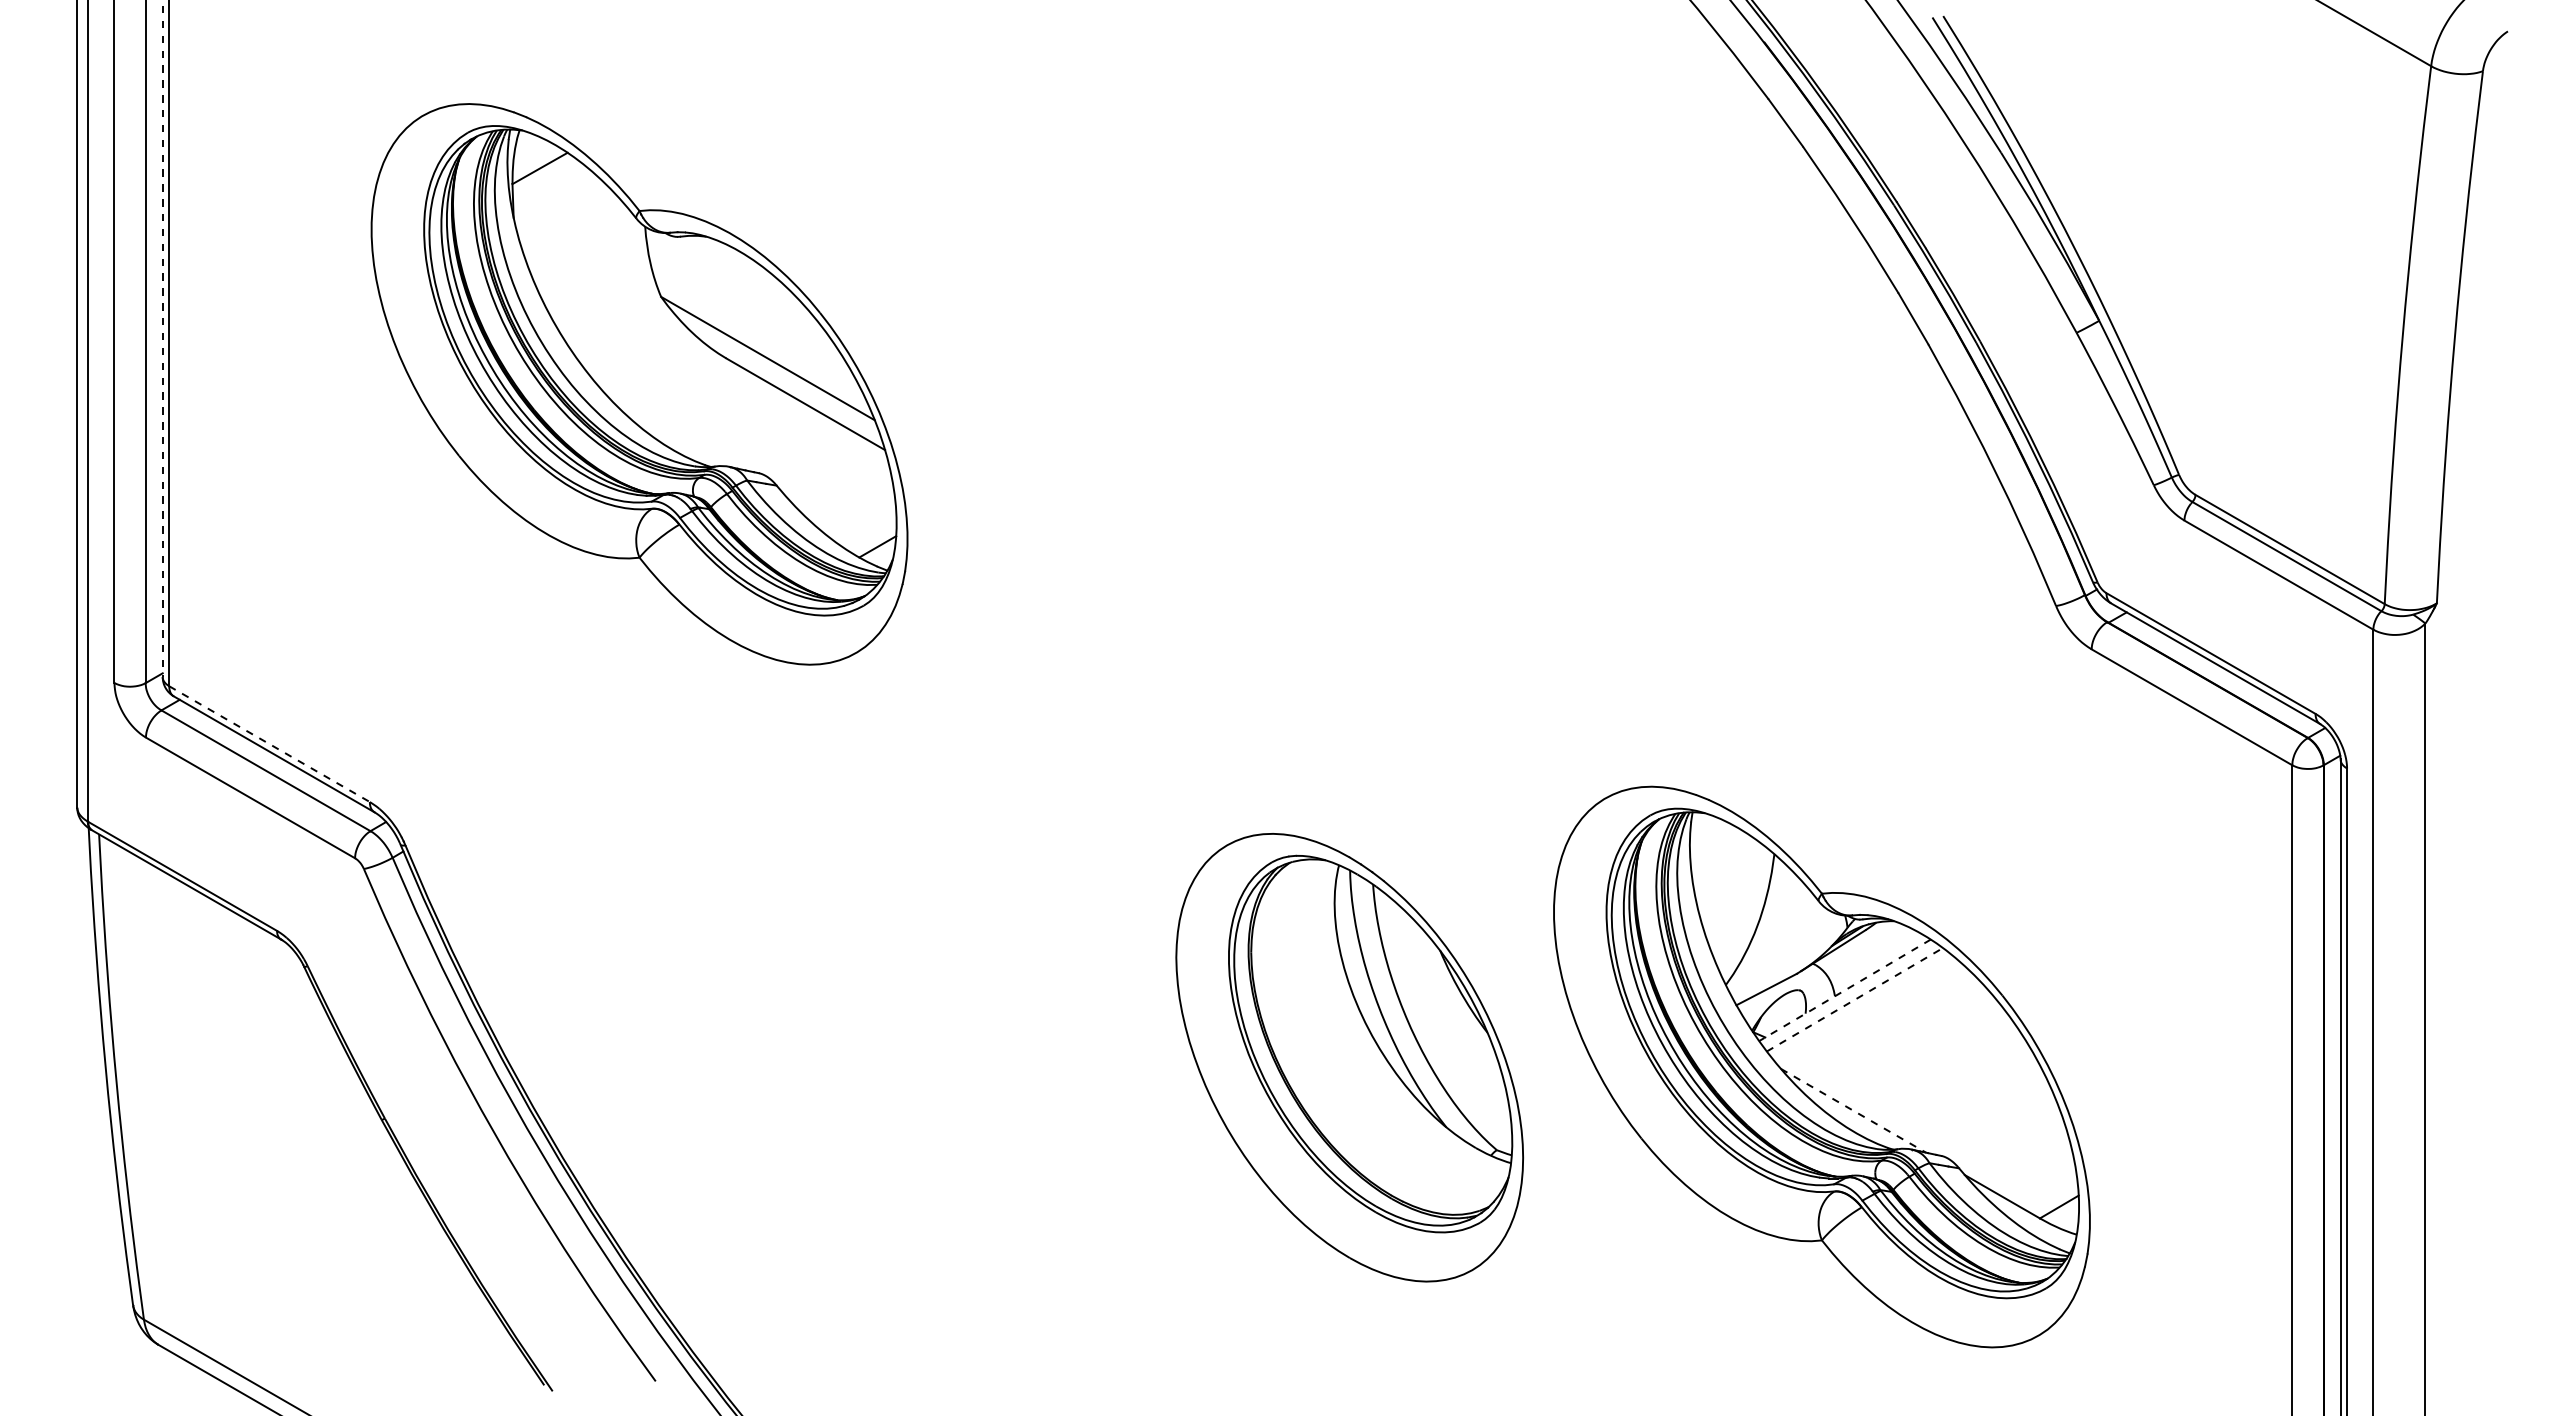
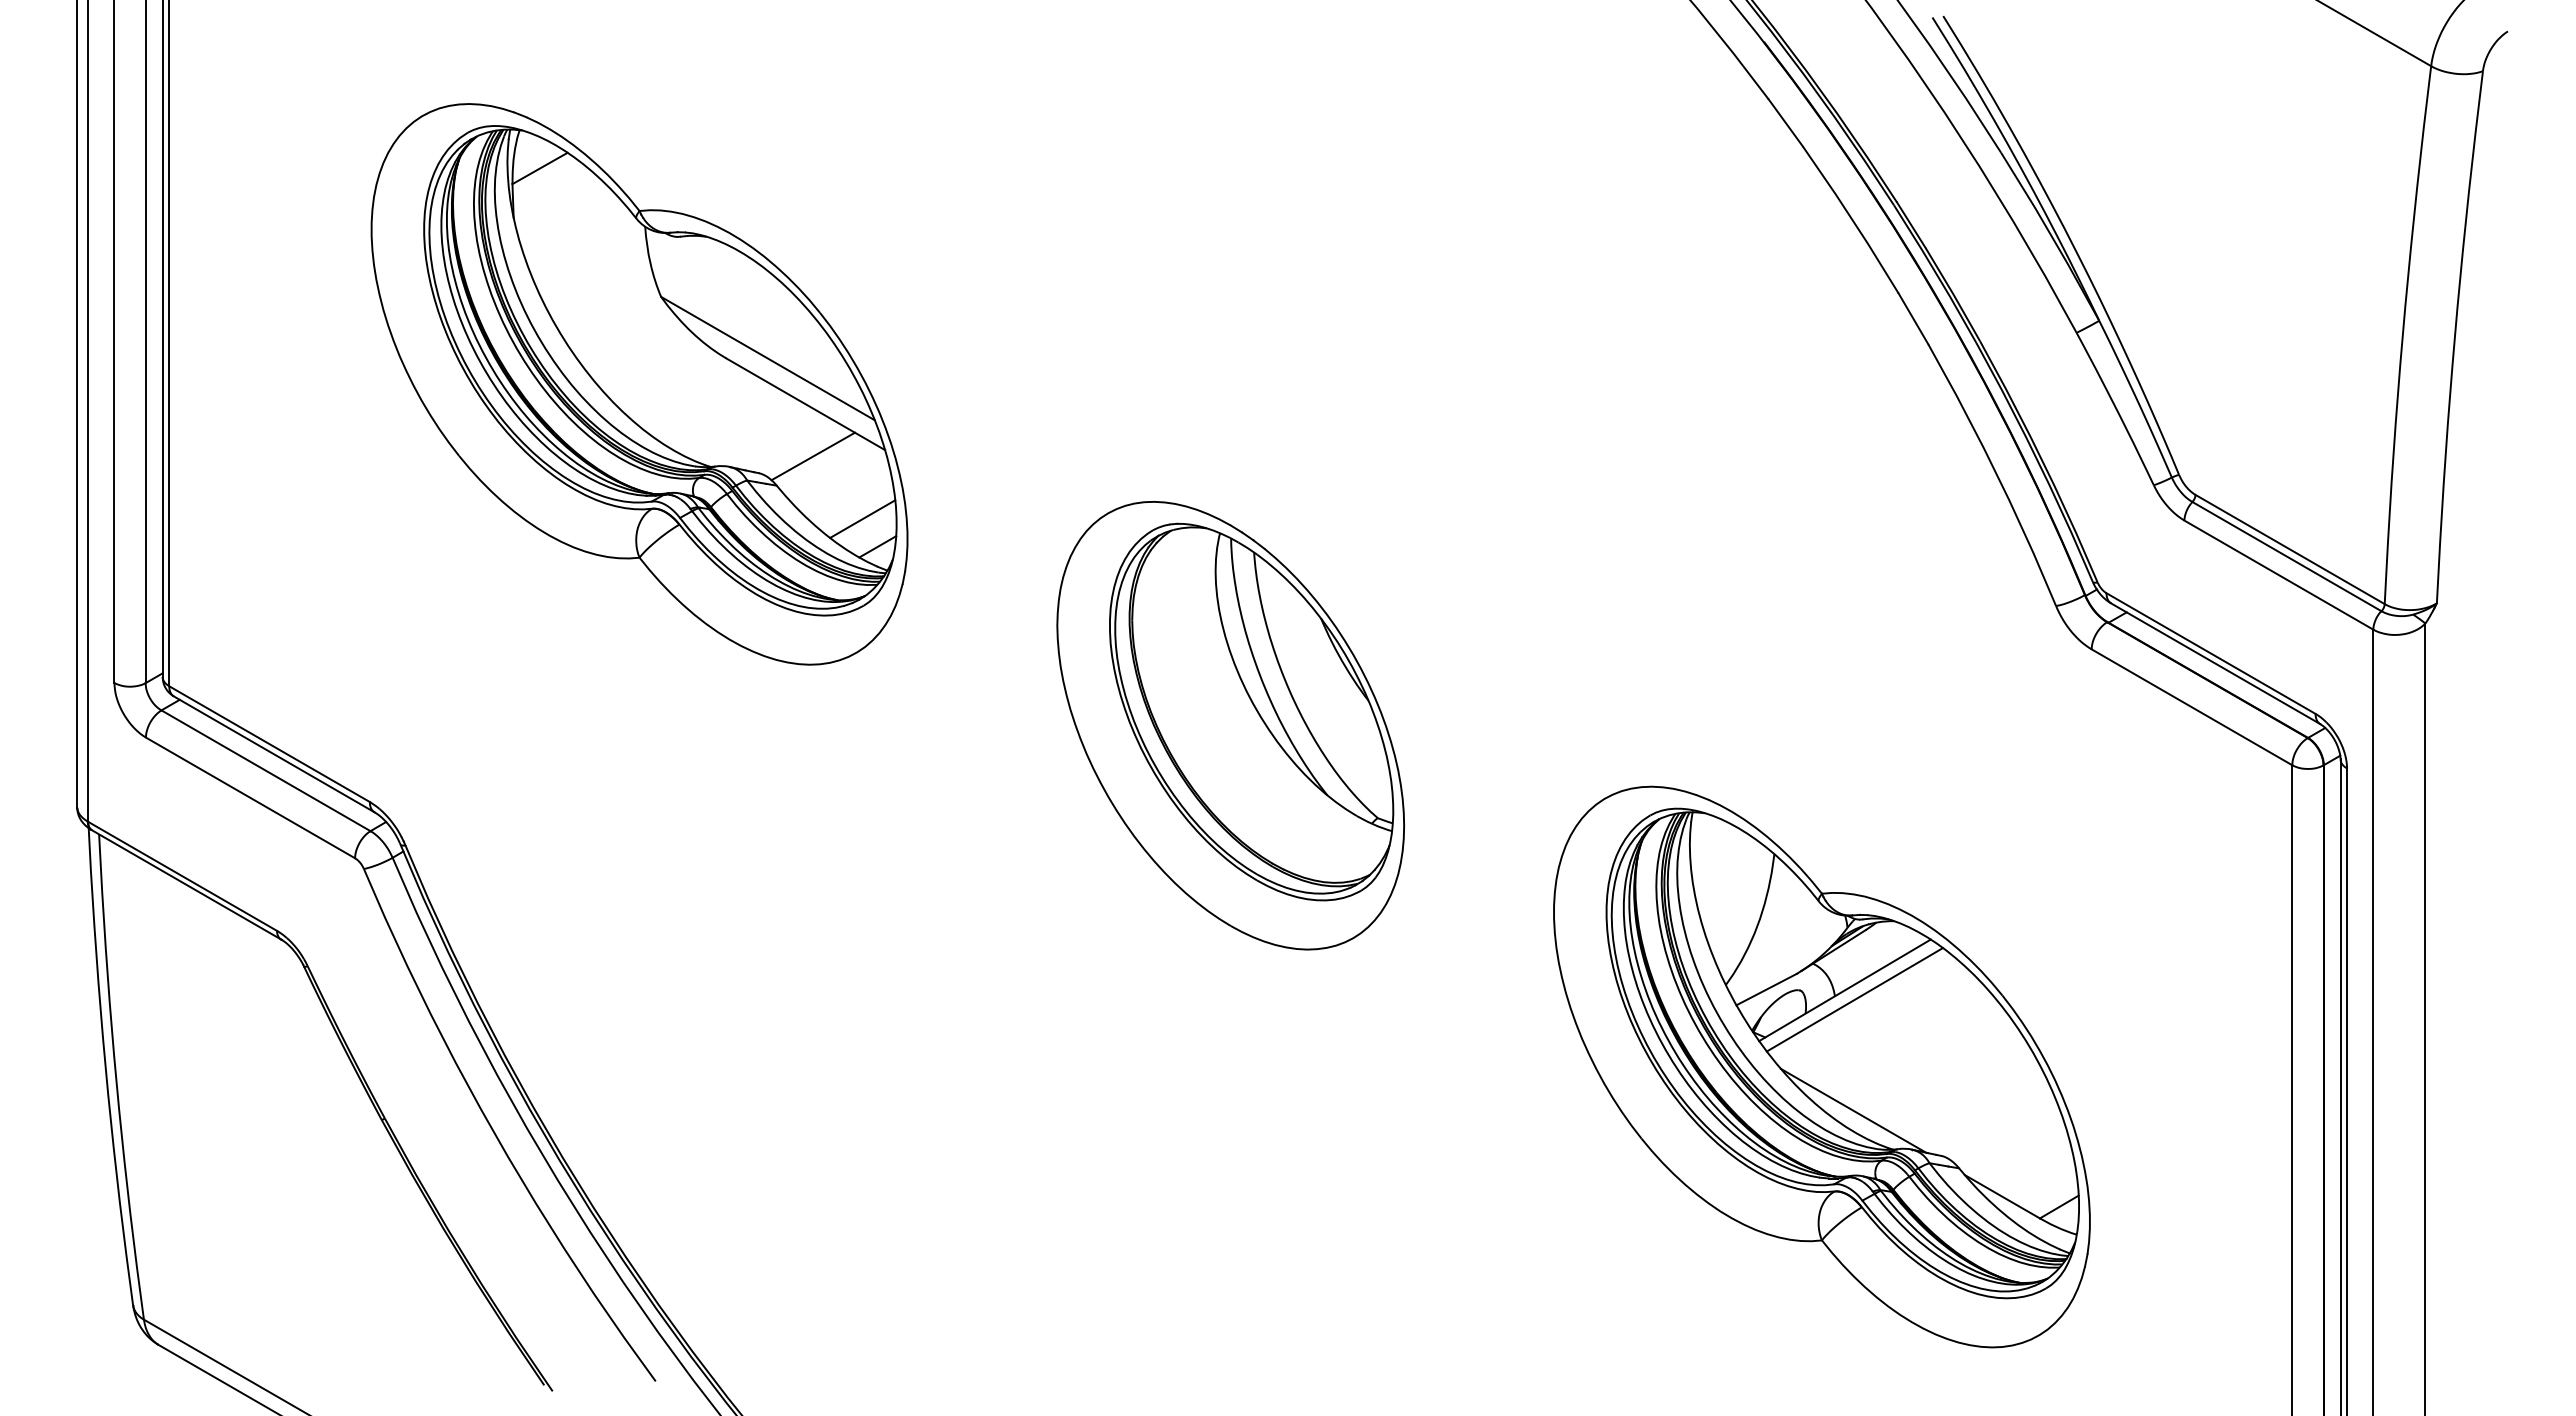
line: dashed -> solid (162, 339)
line: none -> present (813, 456)
line: none -> present (862, 518)
line: dashed -> solid (269, 744)
line: dashed -> solid (1844, 990)
line: dashed -> solid (1855, 999)
part position: (1349, 1057) -> (1230, 725) (1230, 725)
line: dashed -> solid (1853, 1110)
